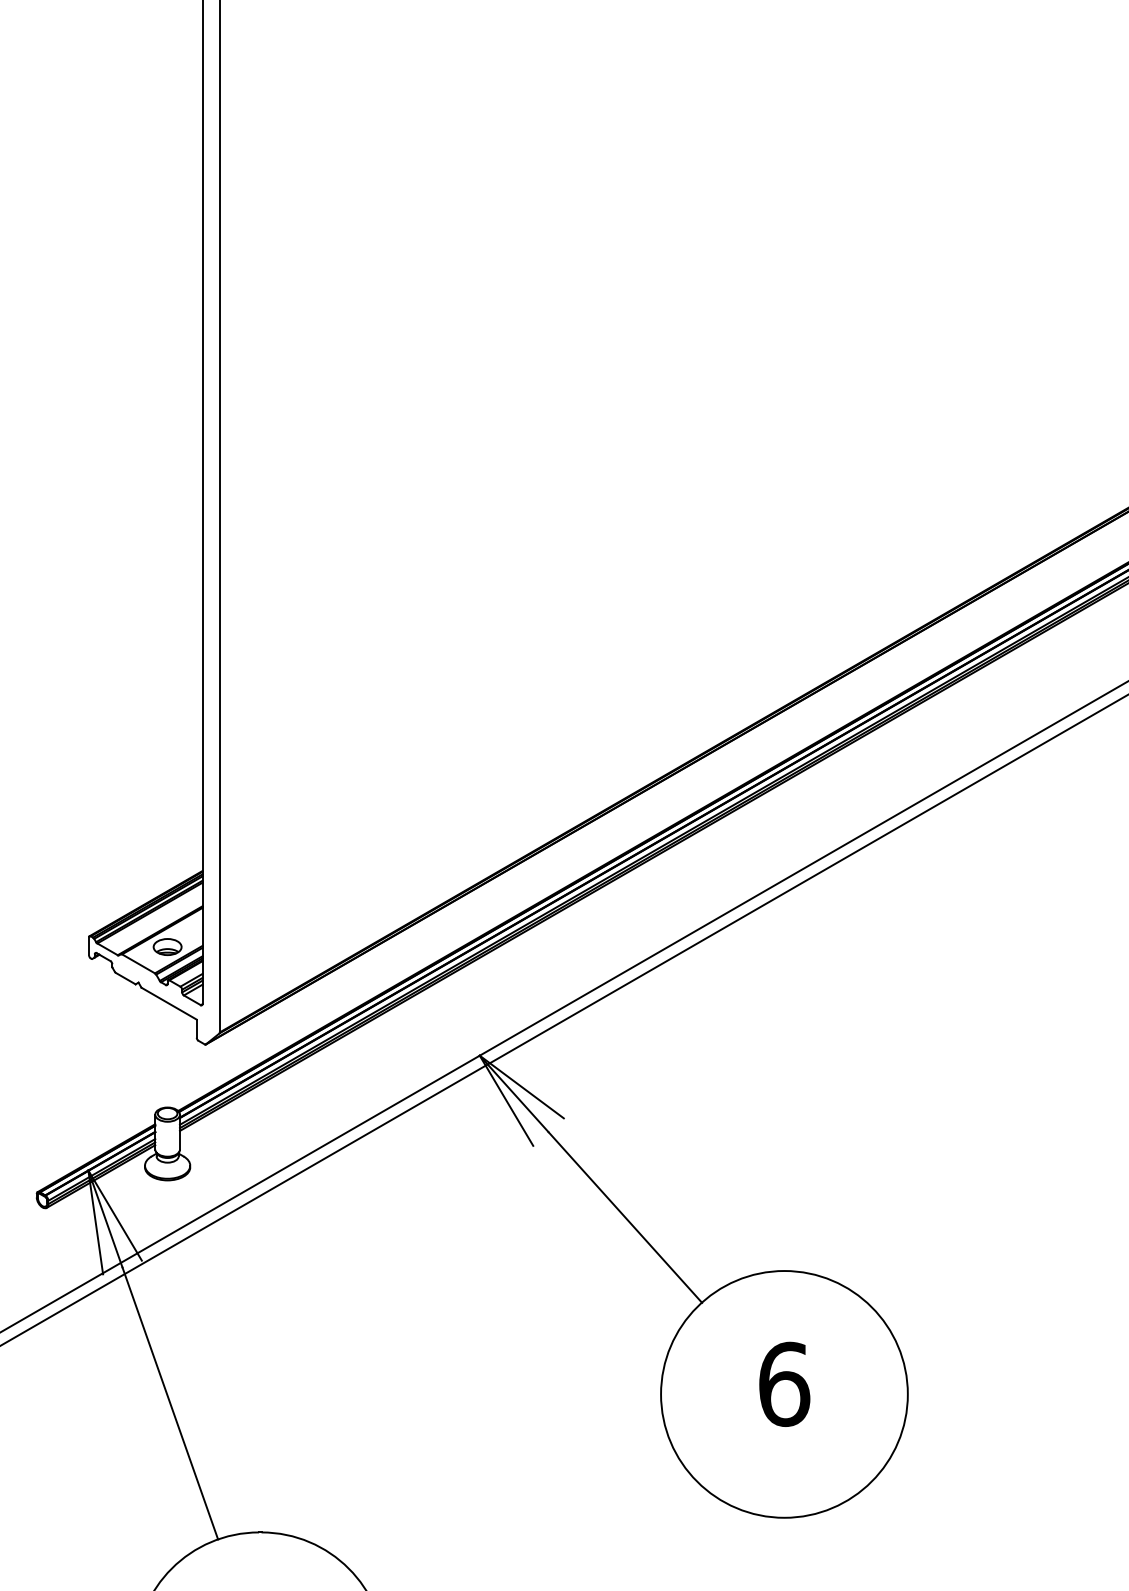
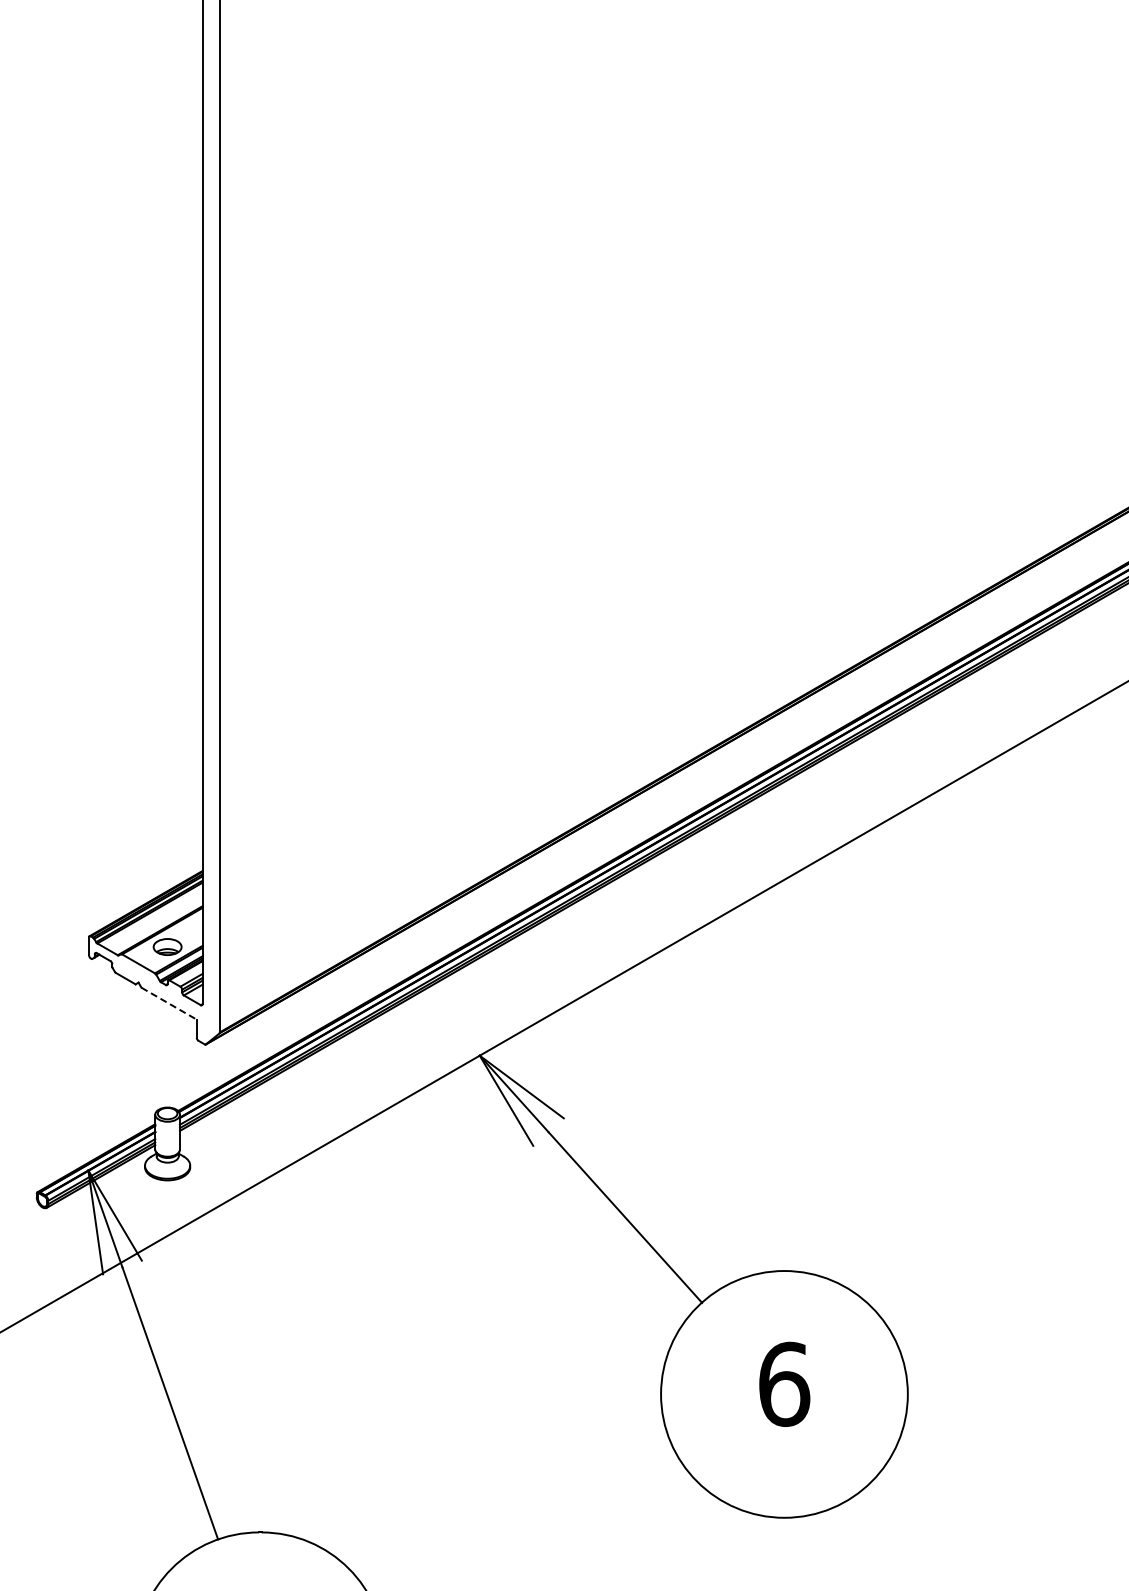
line: solid -> dashed (169, 1003)
line: present -> none (563, 1020)
